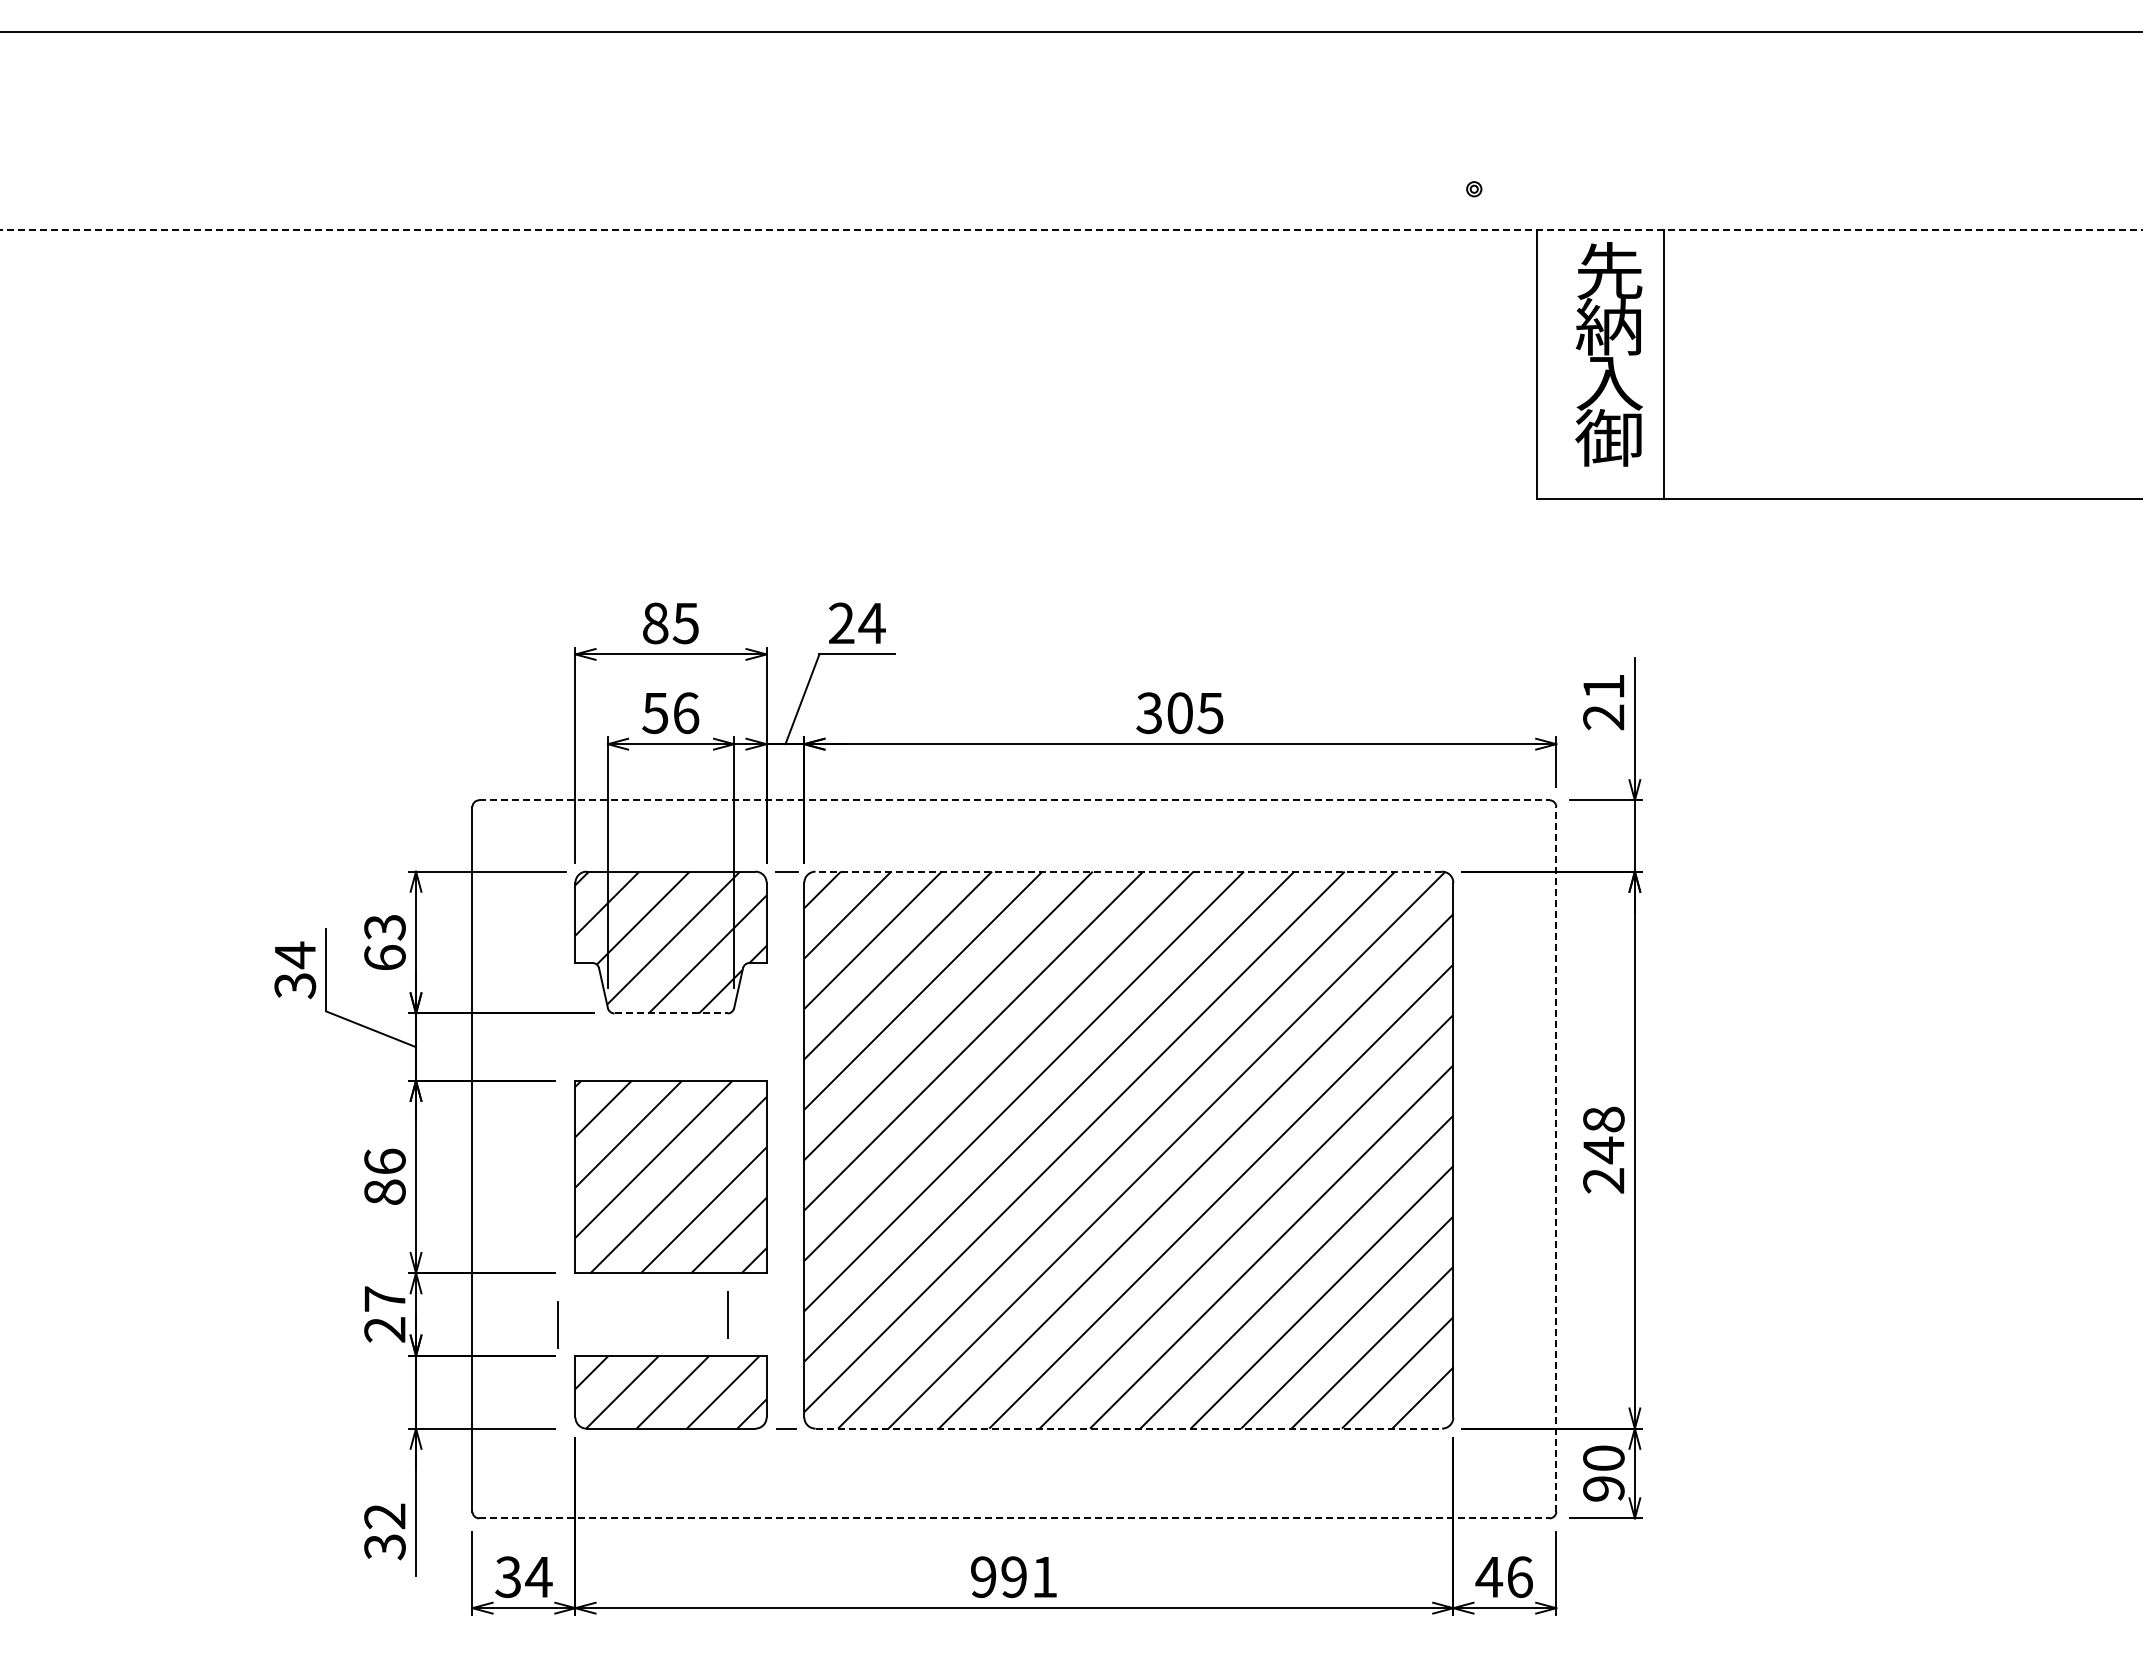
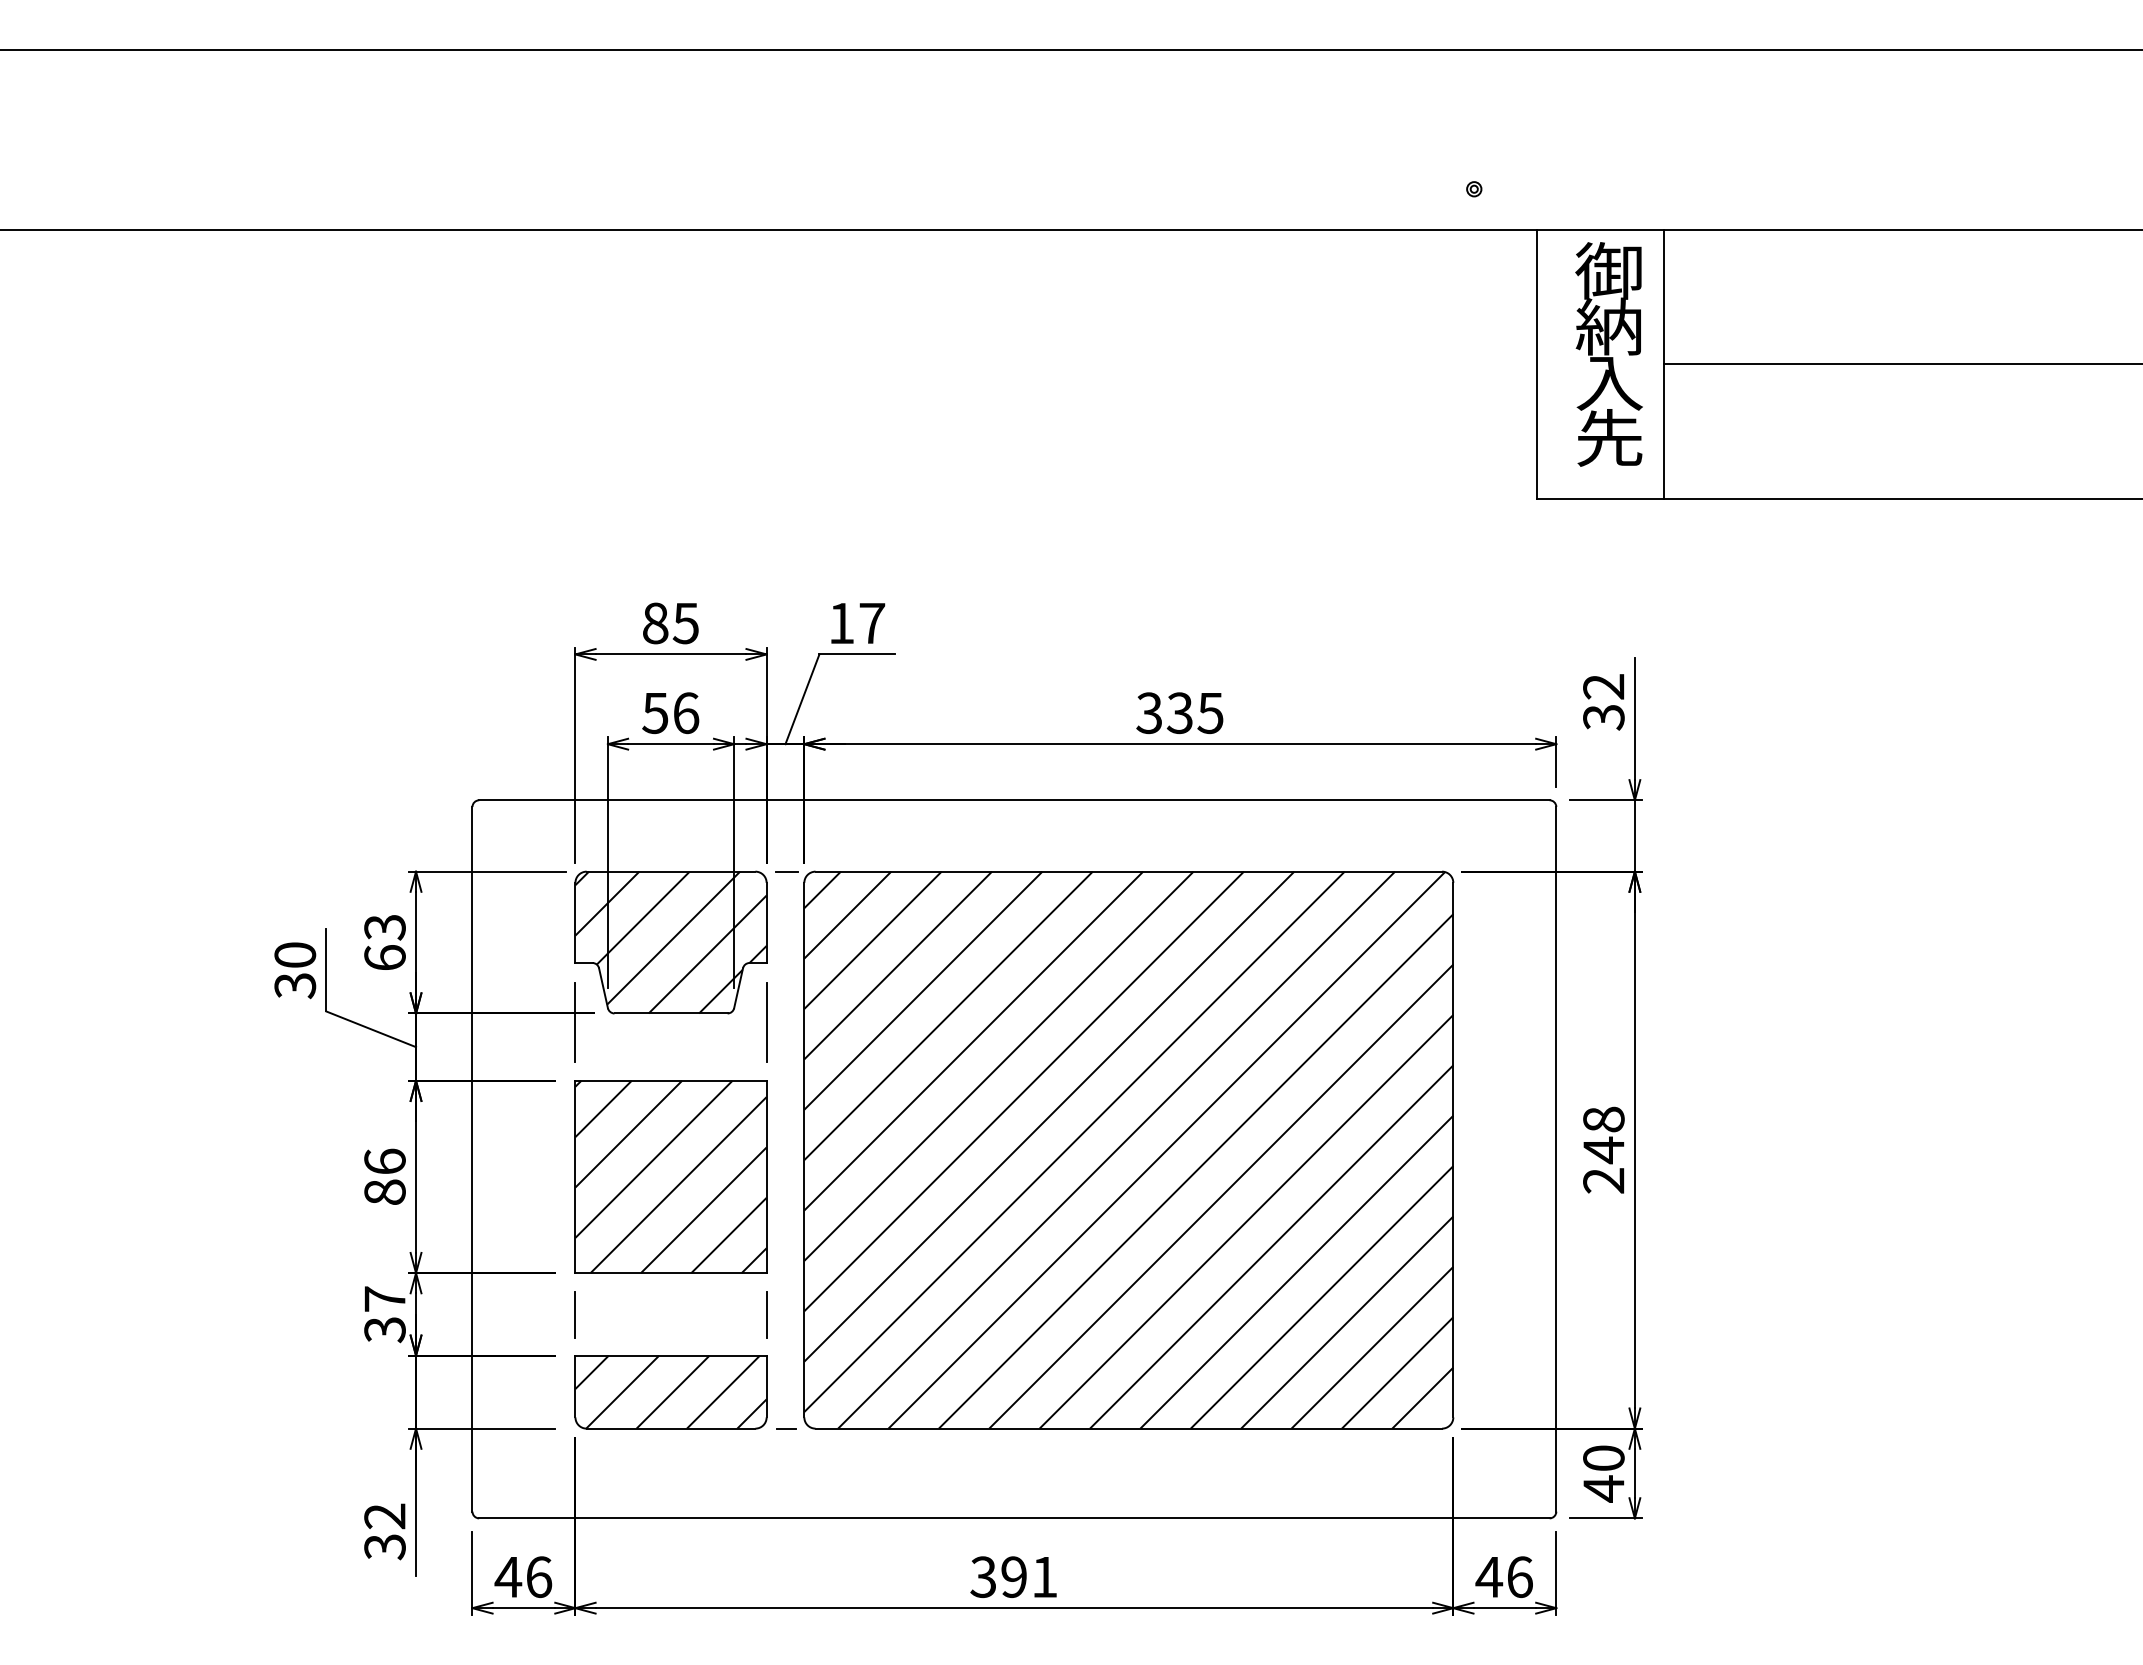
line position: (1070, 32) -> (1070, 50) (1070, 50)
line: dashed -> solid (1070, 229)
text: 先 -> 御 (1608, 270)
line: none -> present (1901, 364)
text: 御 -> 先 (1608, 437)
text: 24 -> 17 (857, 622)
text: 21 -> 32 (1603, 702)
text: 305 -> 335 (1179, 712)
line: dashed -> solid (1014, 800)
line: dashed -> solid (1128, 871)
text: 34 -> 30 (295, 955)
line: dashed -> solid (671, 1013)
line: none -> present (575, 1022)
line: none -> present (766, 1022)
line: dashed -> solid (1556, 1158)
line position: (727, 1314) -> (766, 1314) (766, 1314)
line position: (557, 1324) -> (574, 1314) (574, 1314)
text: 27 -> 37 (384, 1330)
line: dashed -> solid (1129, 1428)
text: 90 -> 40 (1603, 1488)
line: dashed -> solid (1014, 1518)
text: 34 -> 46 (523, 1577)
text: 991 -> 391 (983, 1577)
